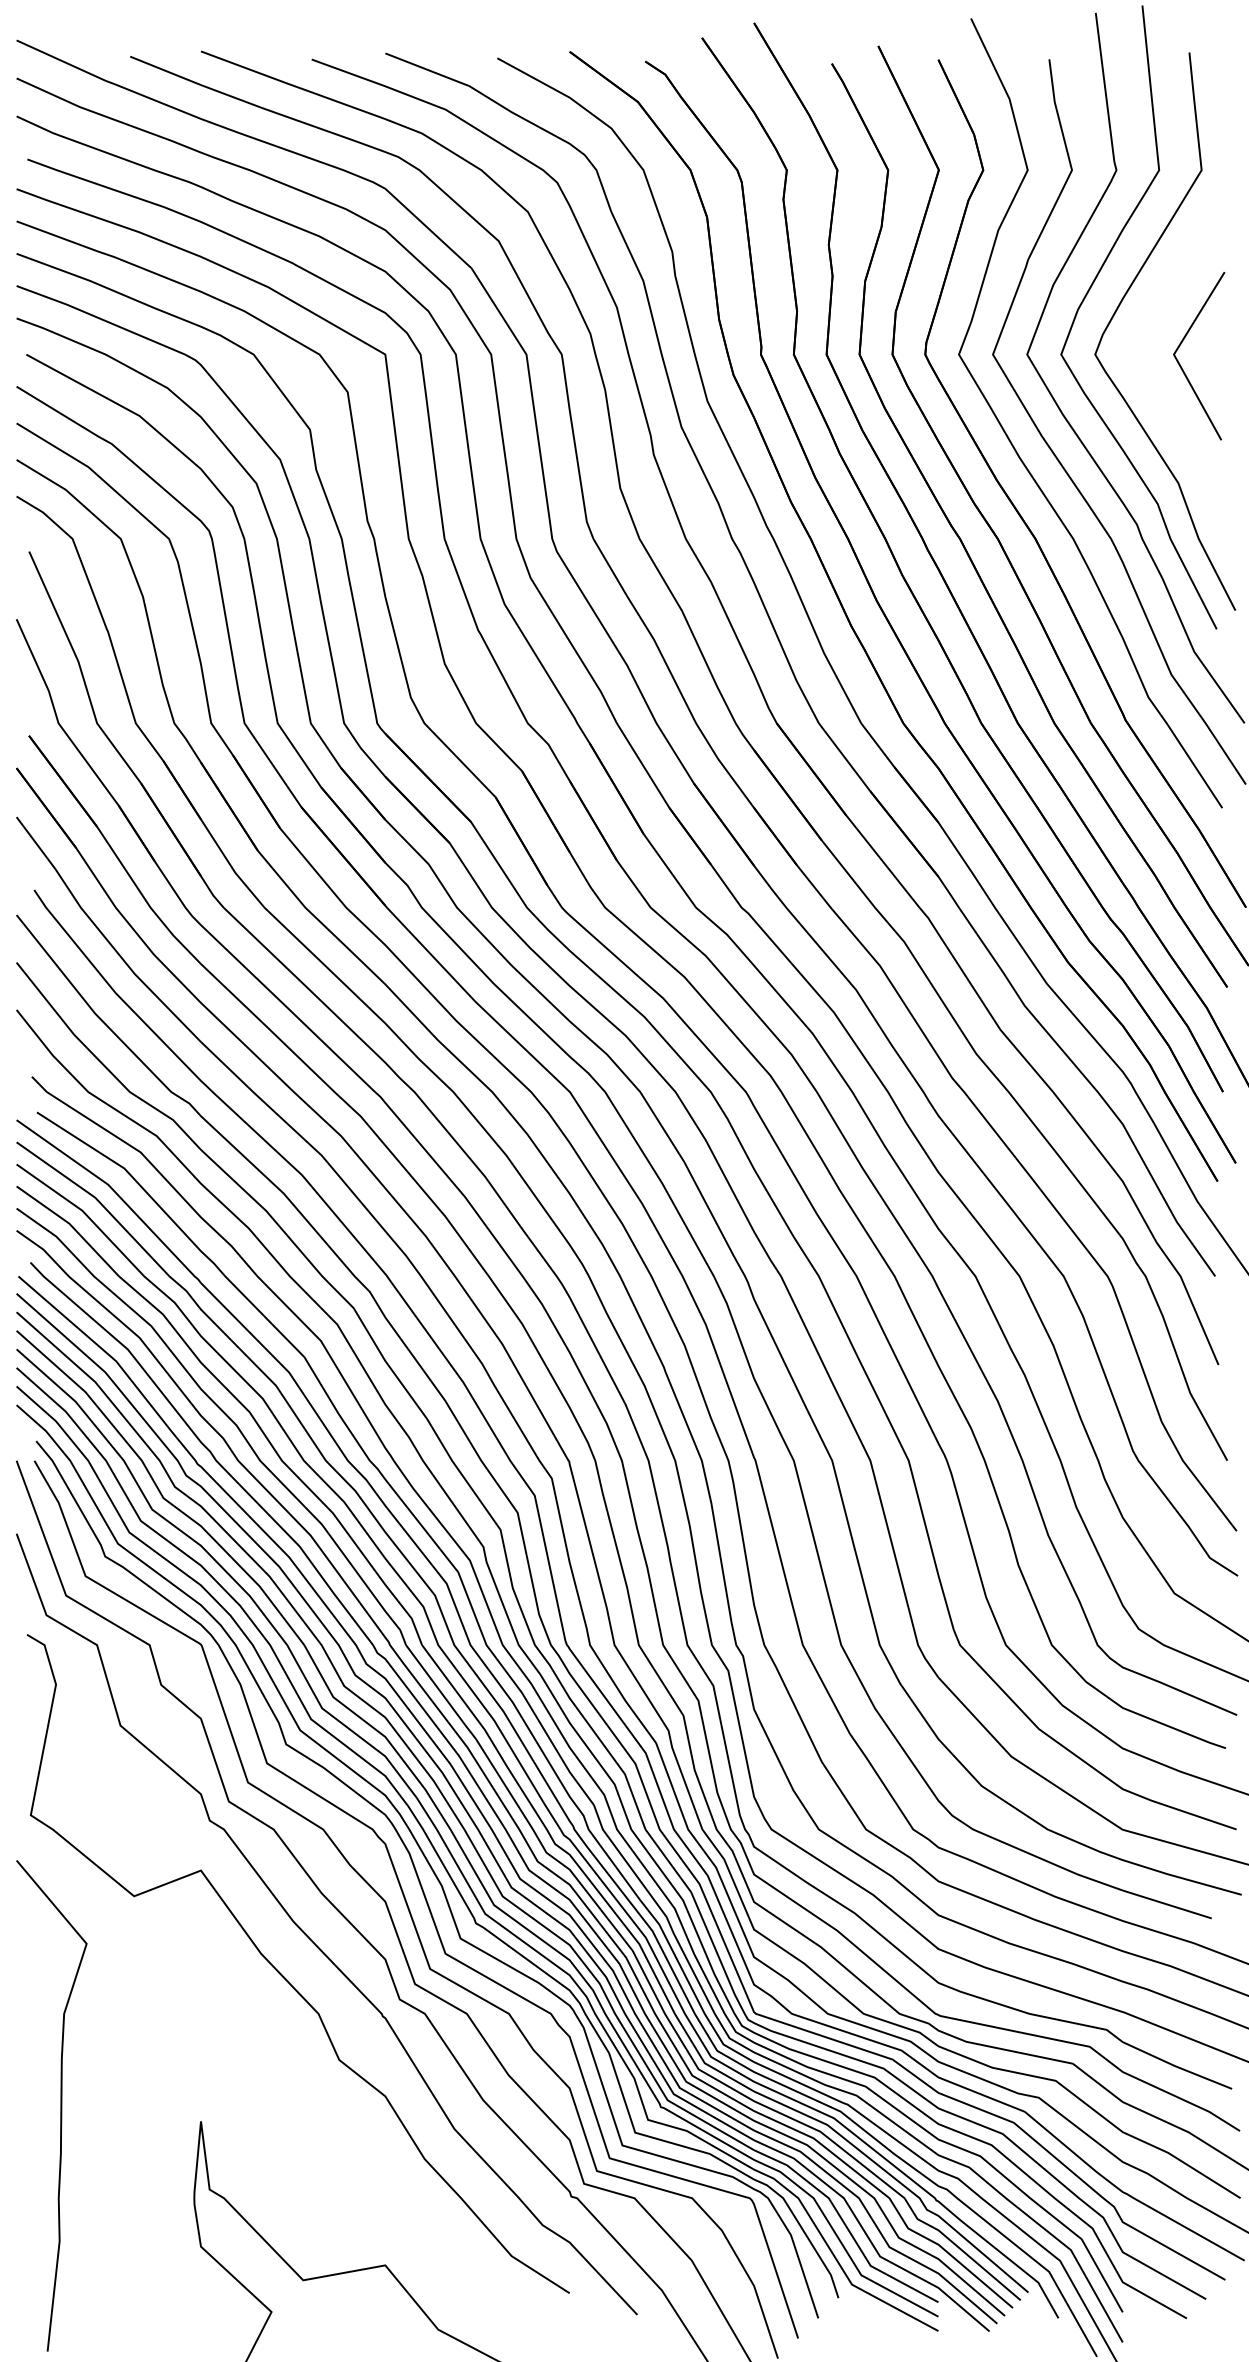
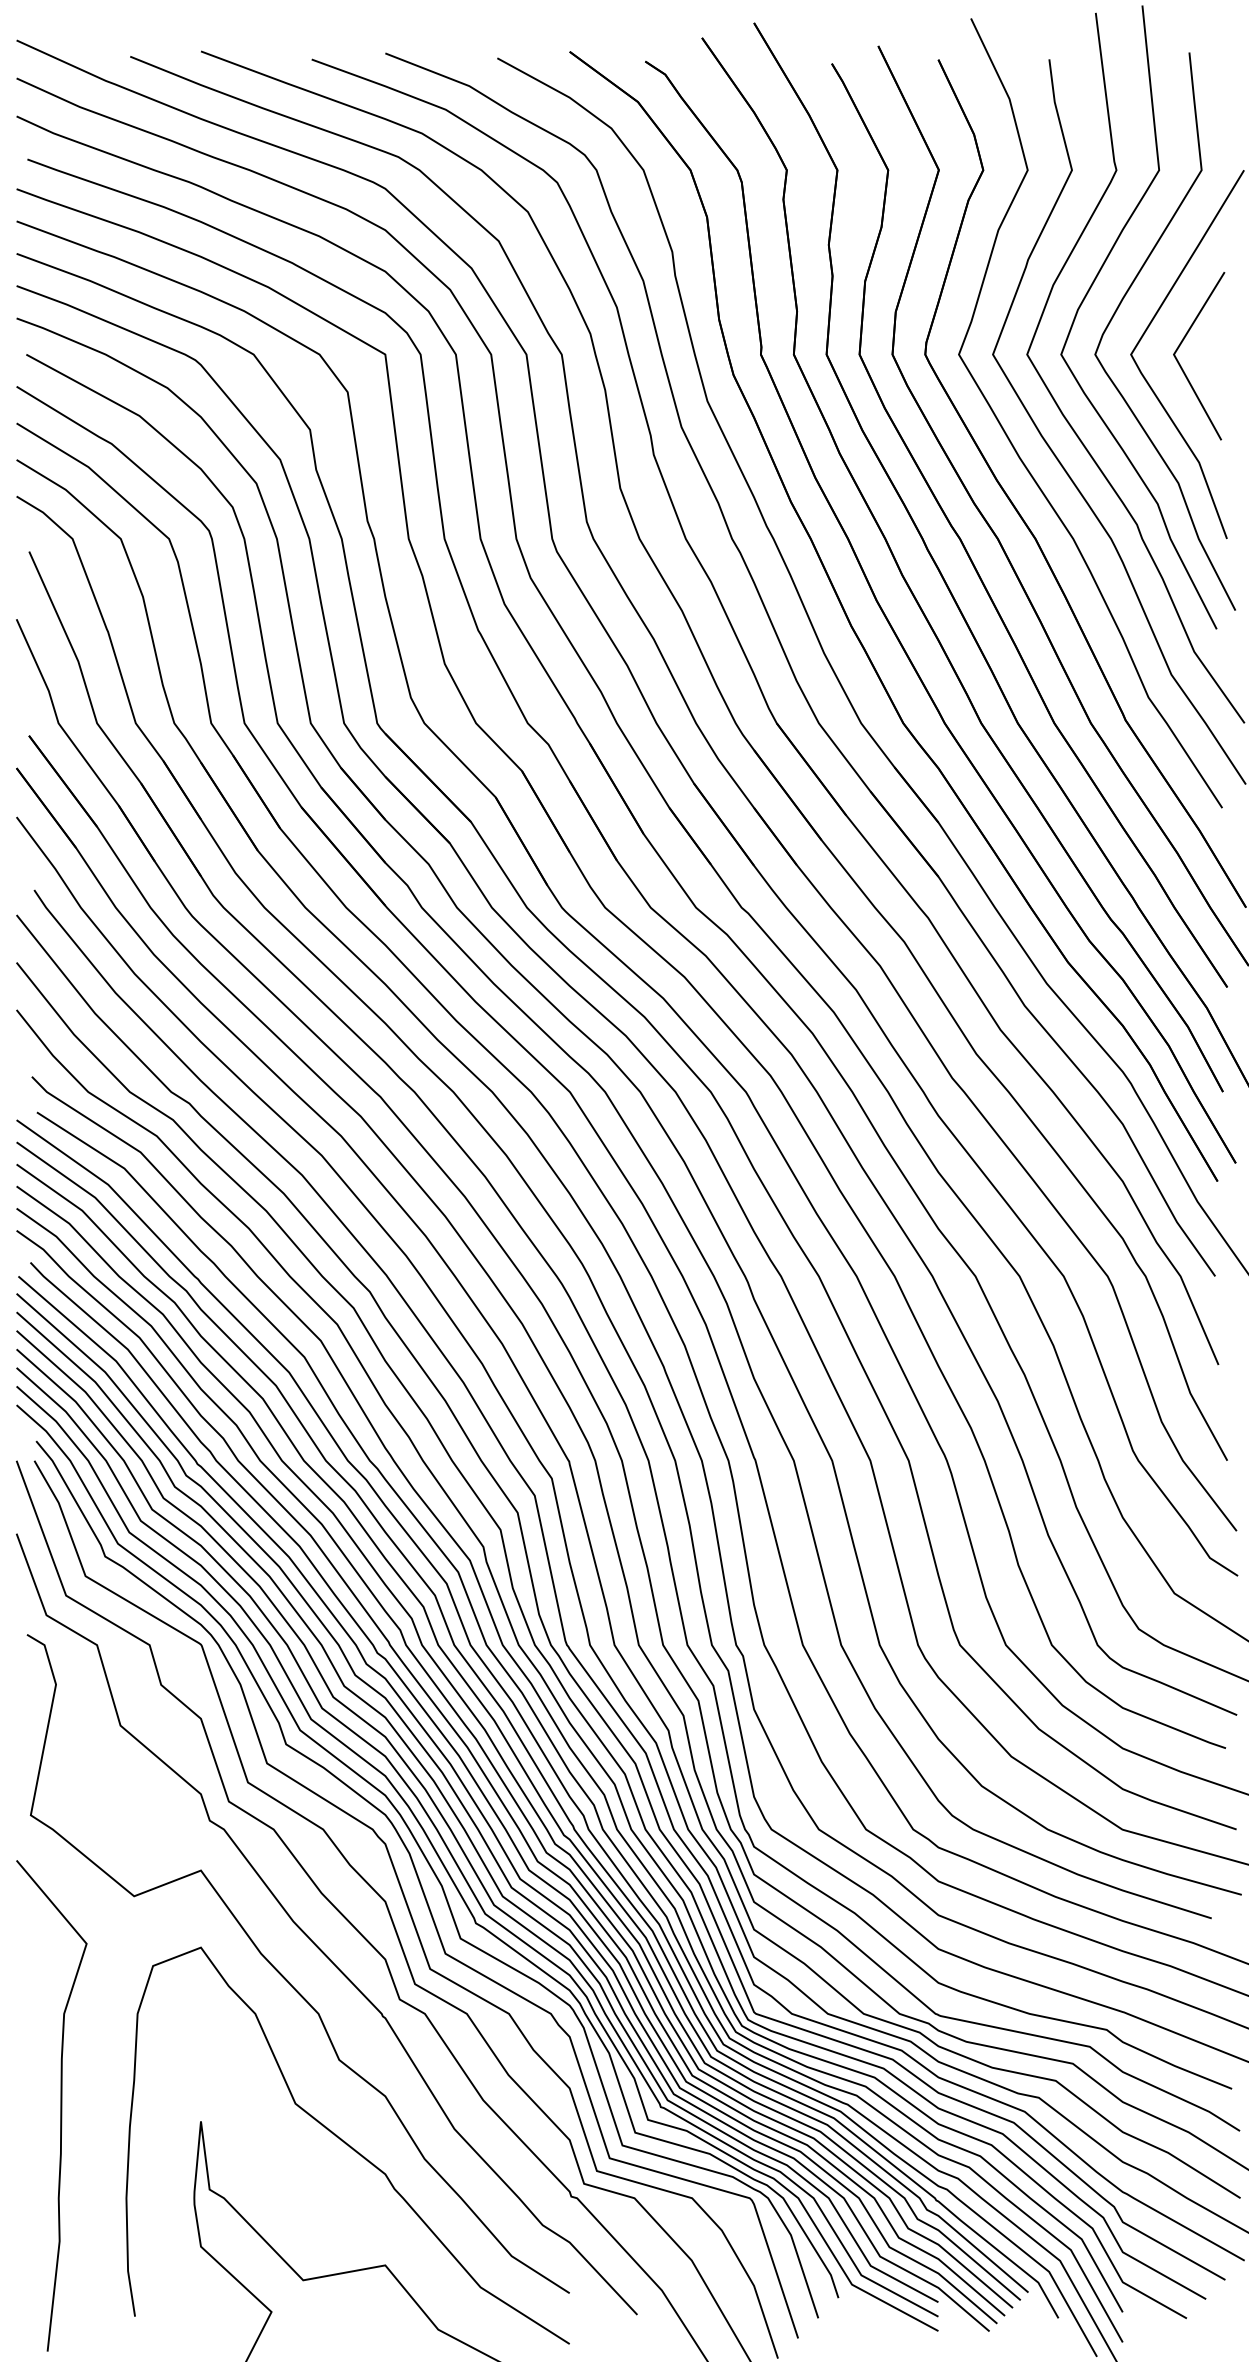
curve: none -> present (1148, 328)
curve: none -> present (347, 2145)
